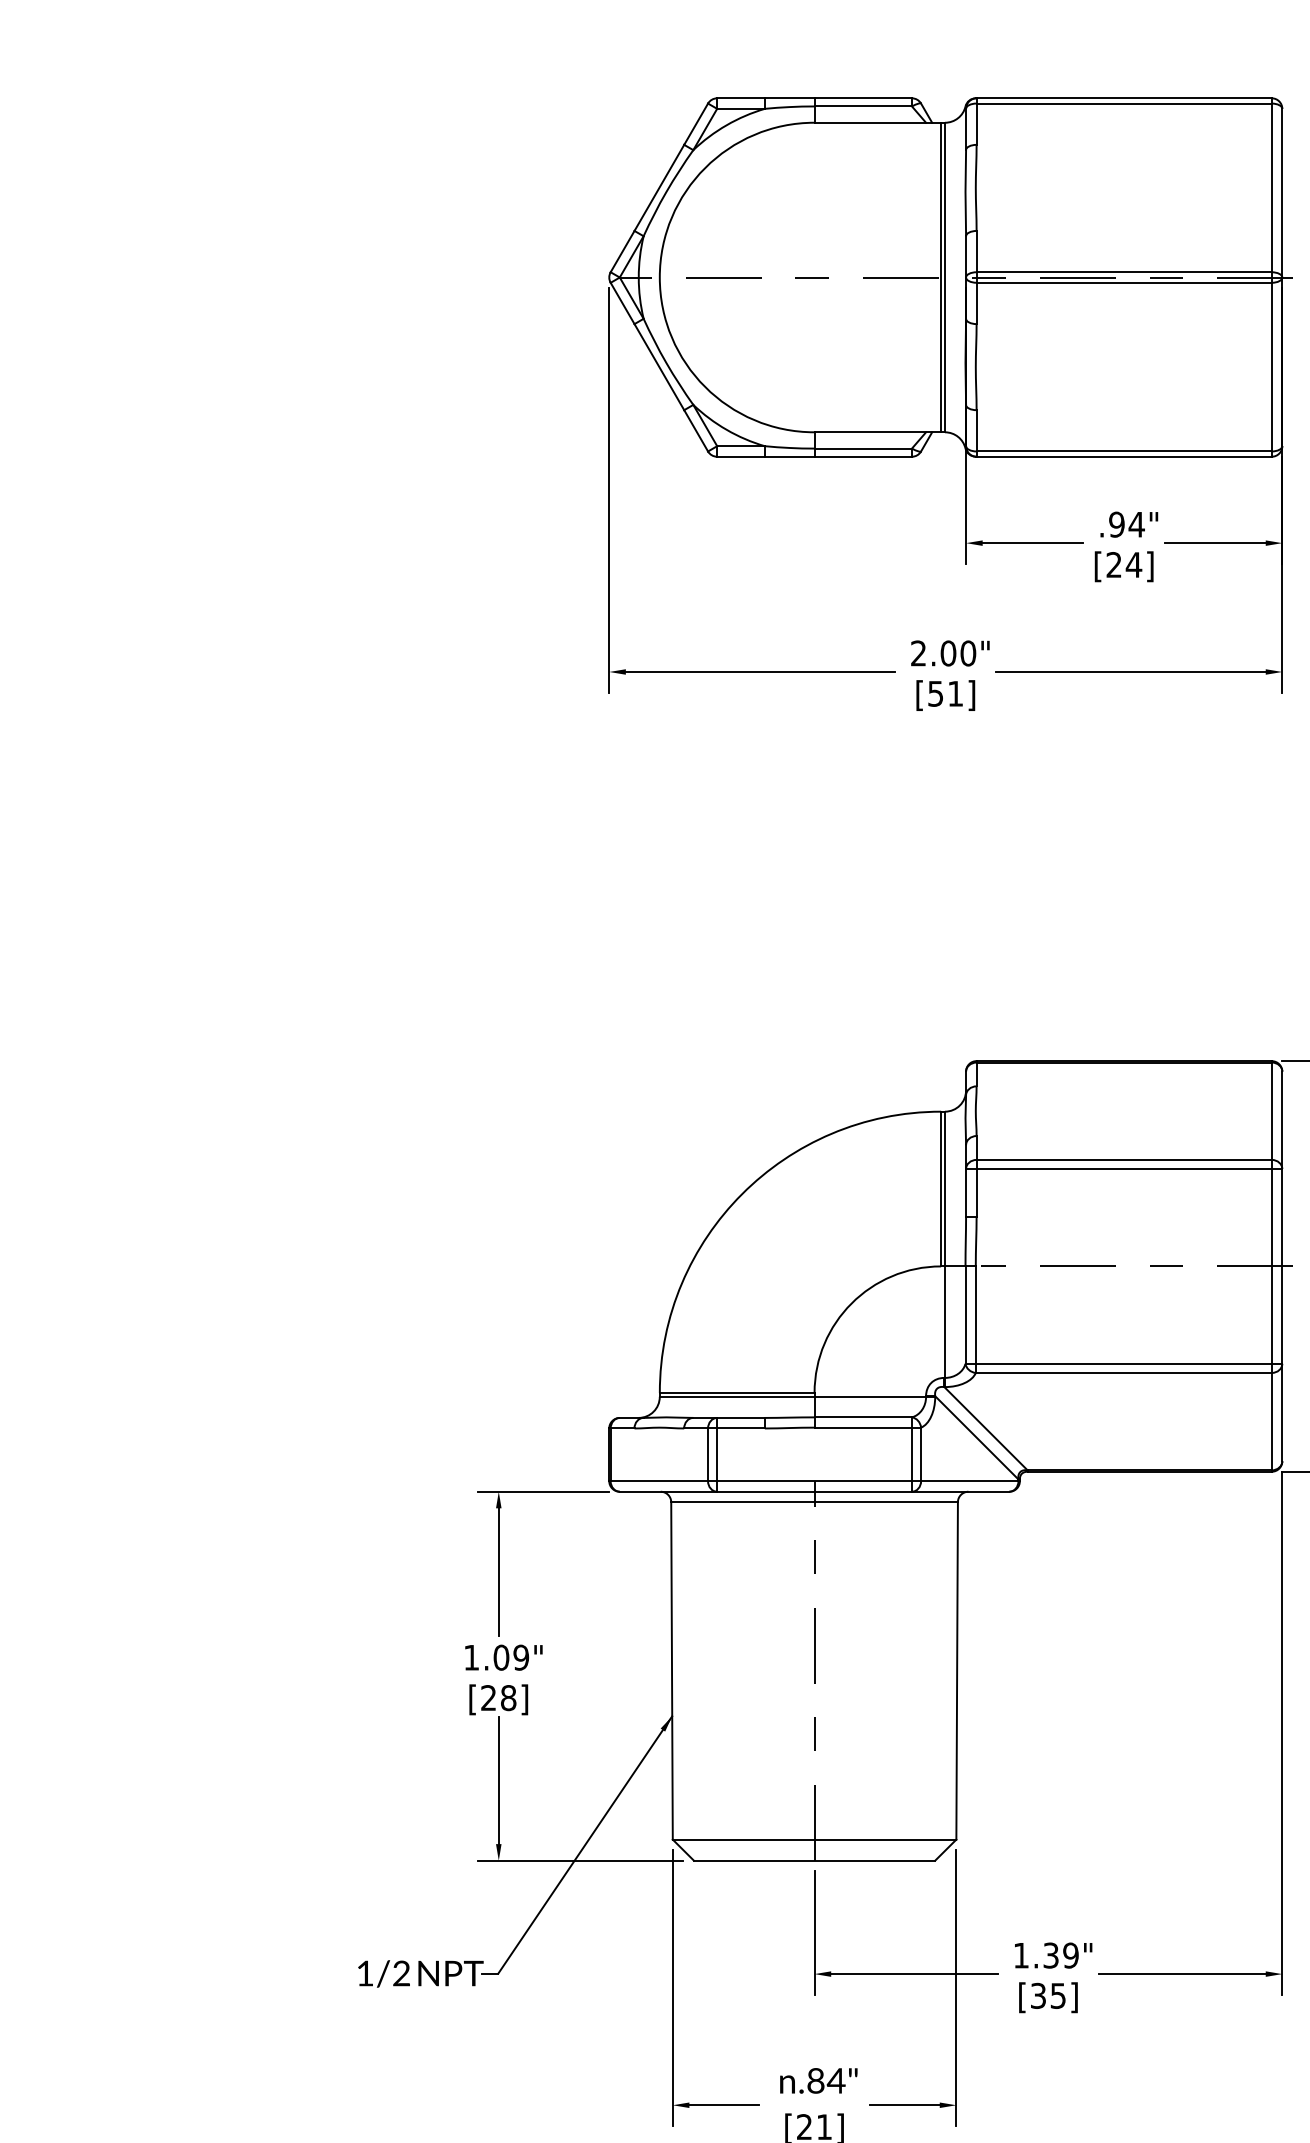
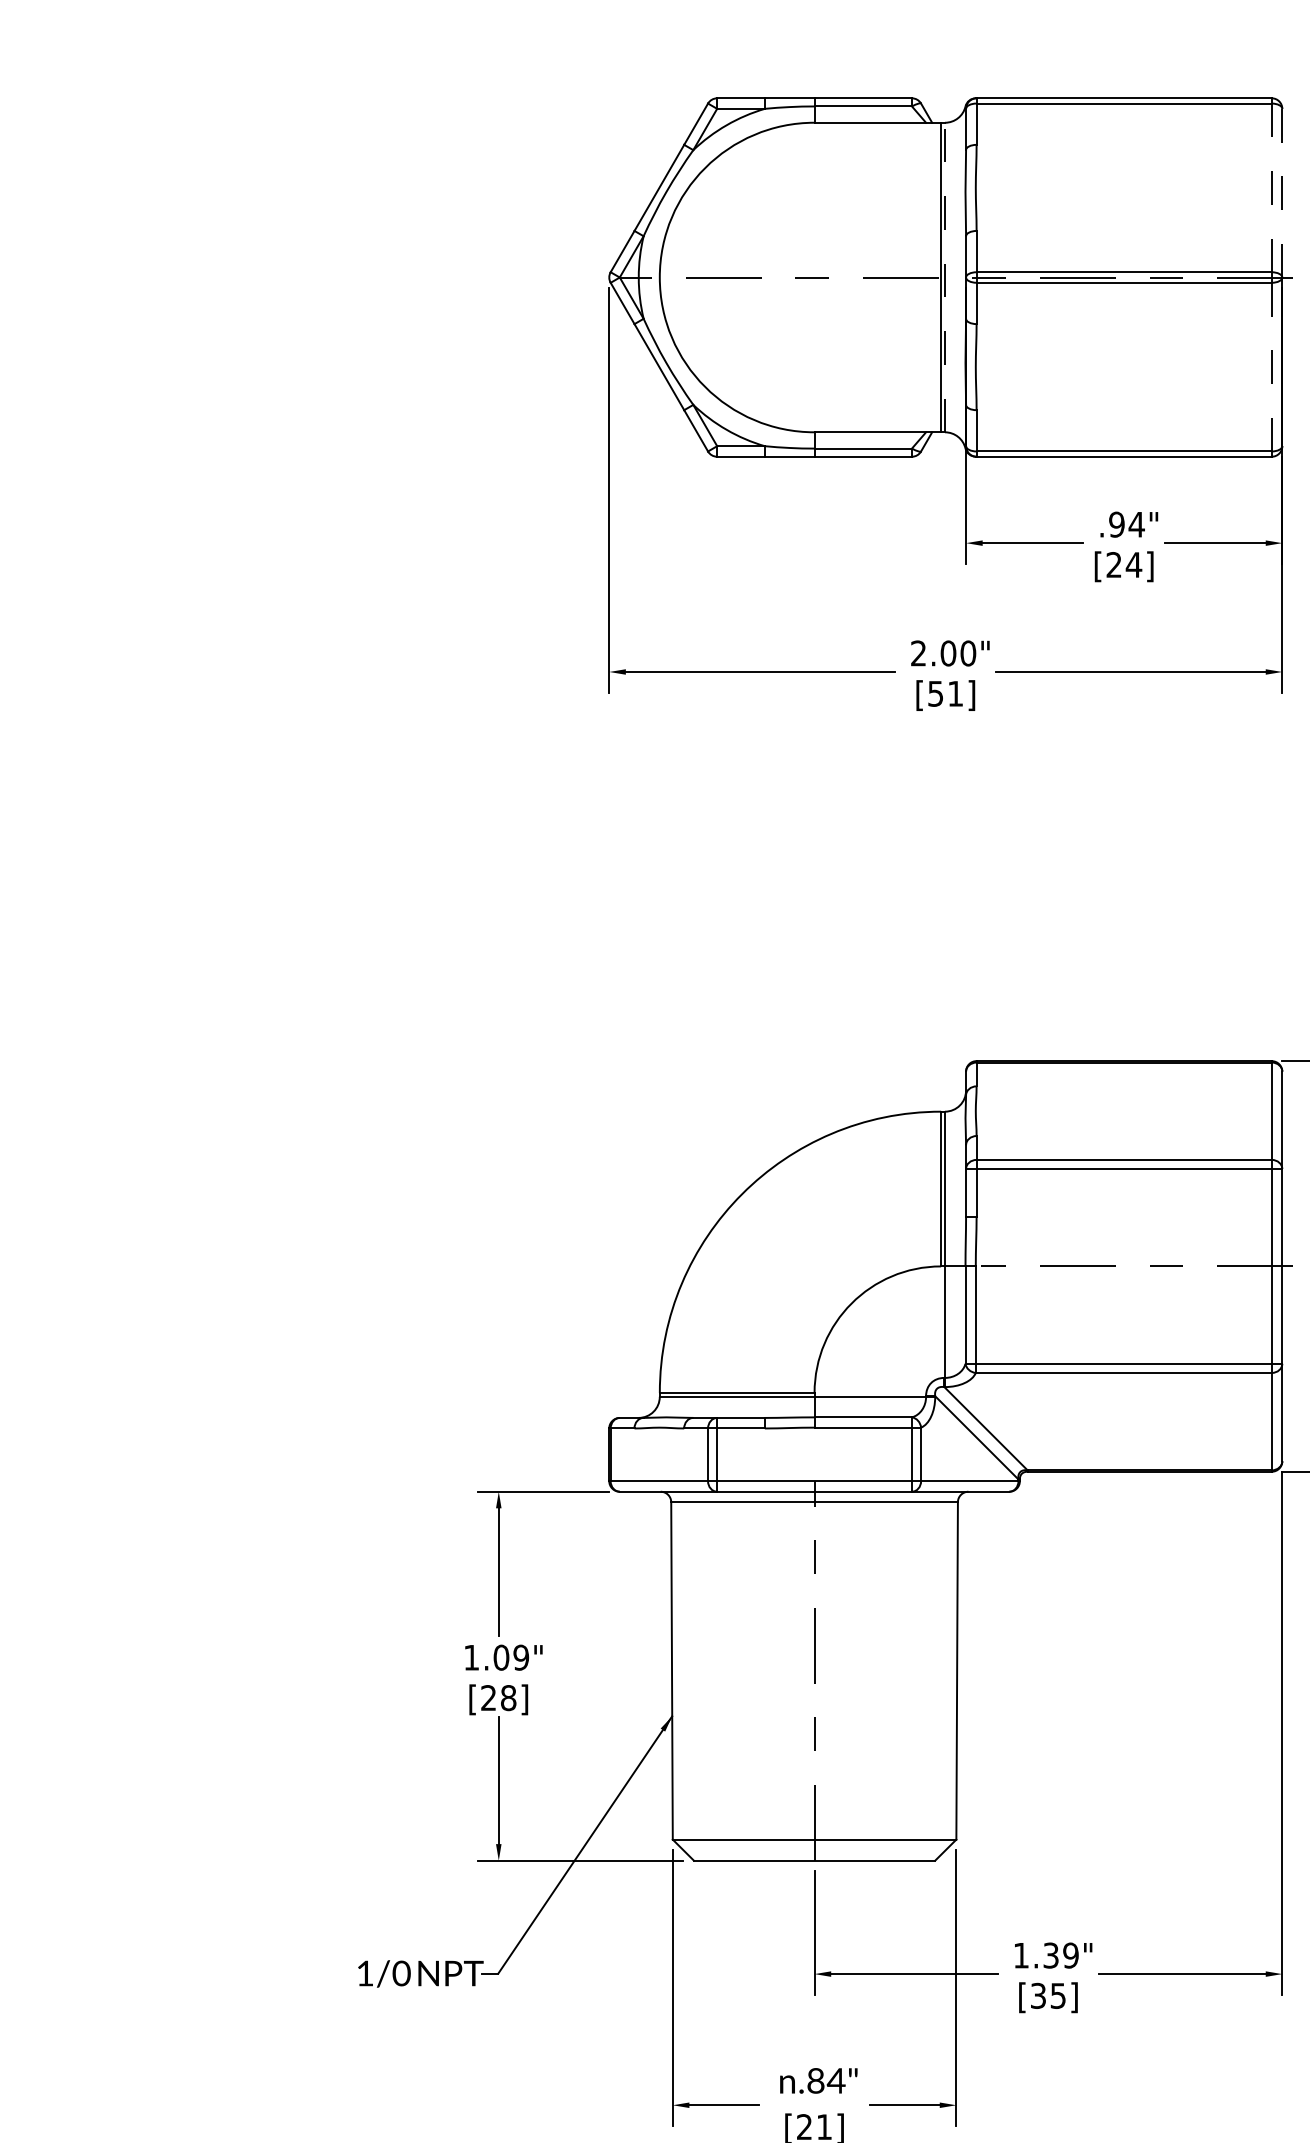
line: solid -> dashed (1271, 188)
line: solid -> dashed (1282, 192)
line: solid -> dashed (945, 277)
line: solid -> dashed (1271, 367)
text: 1/2 -> 1/0 (401, 1973)
